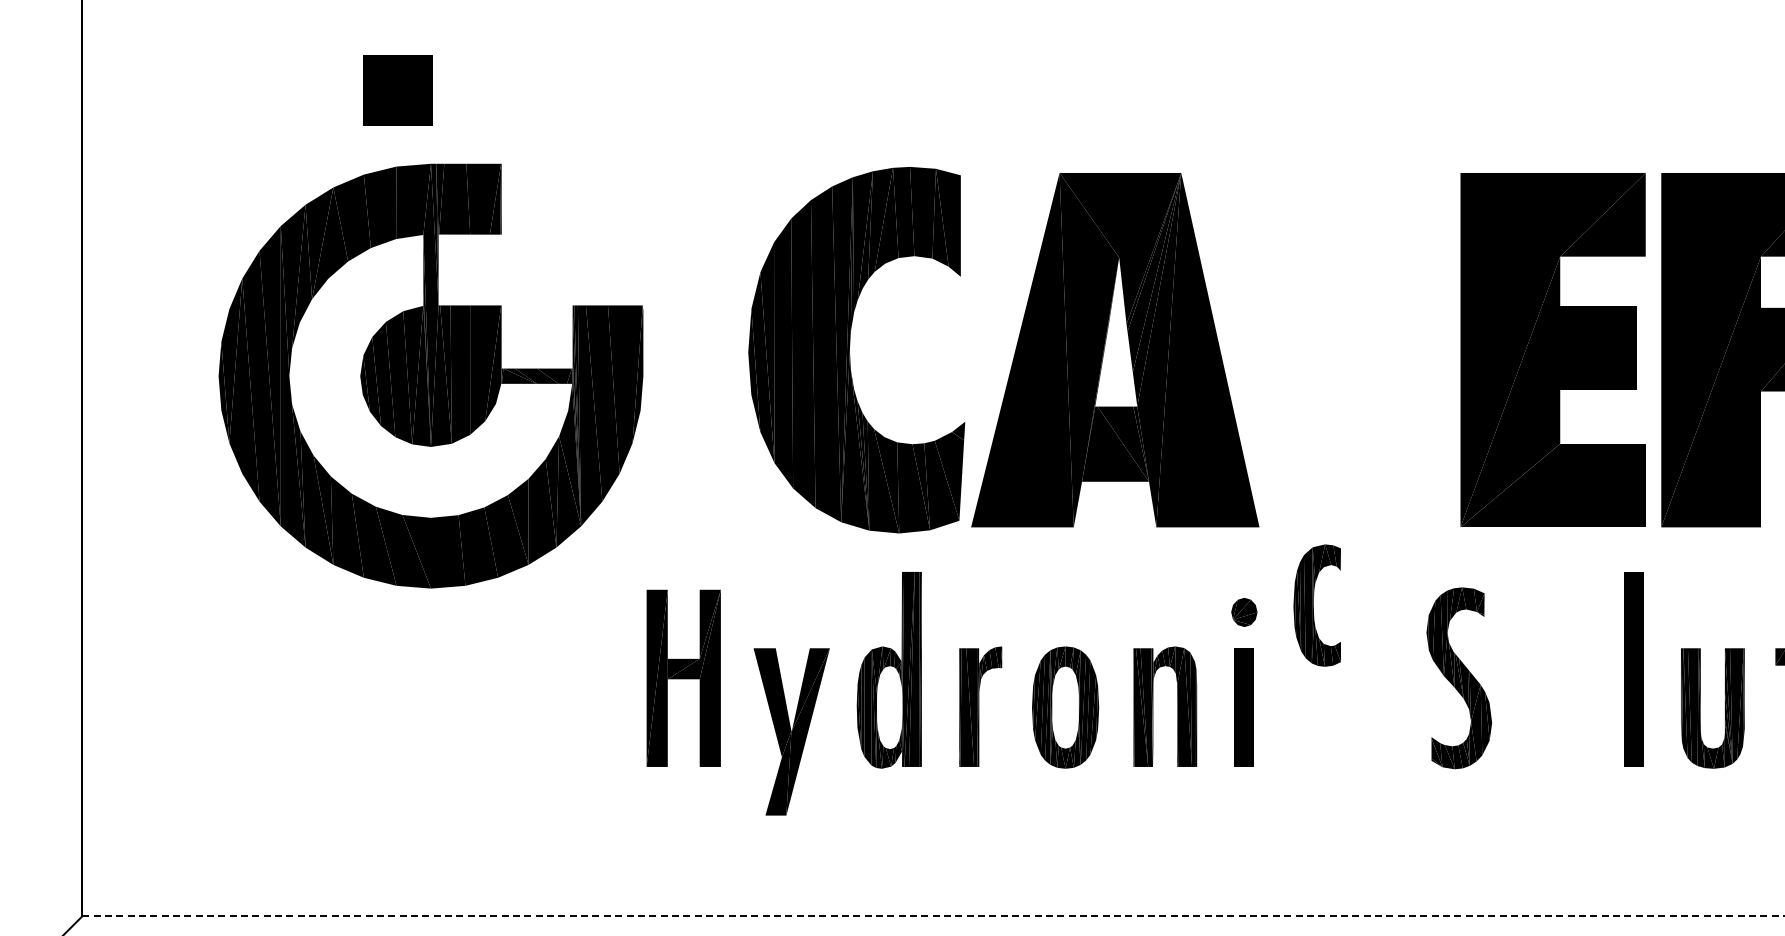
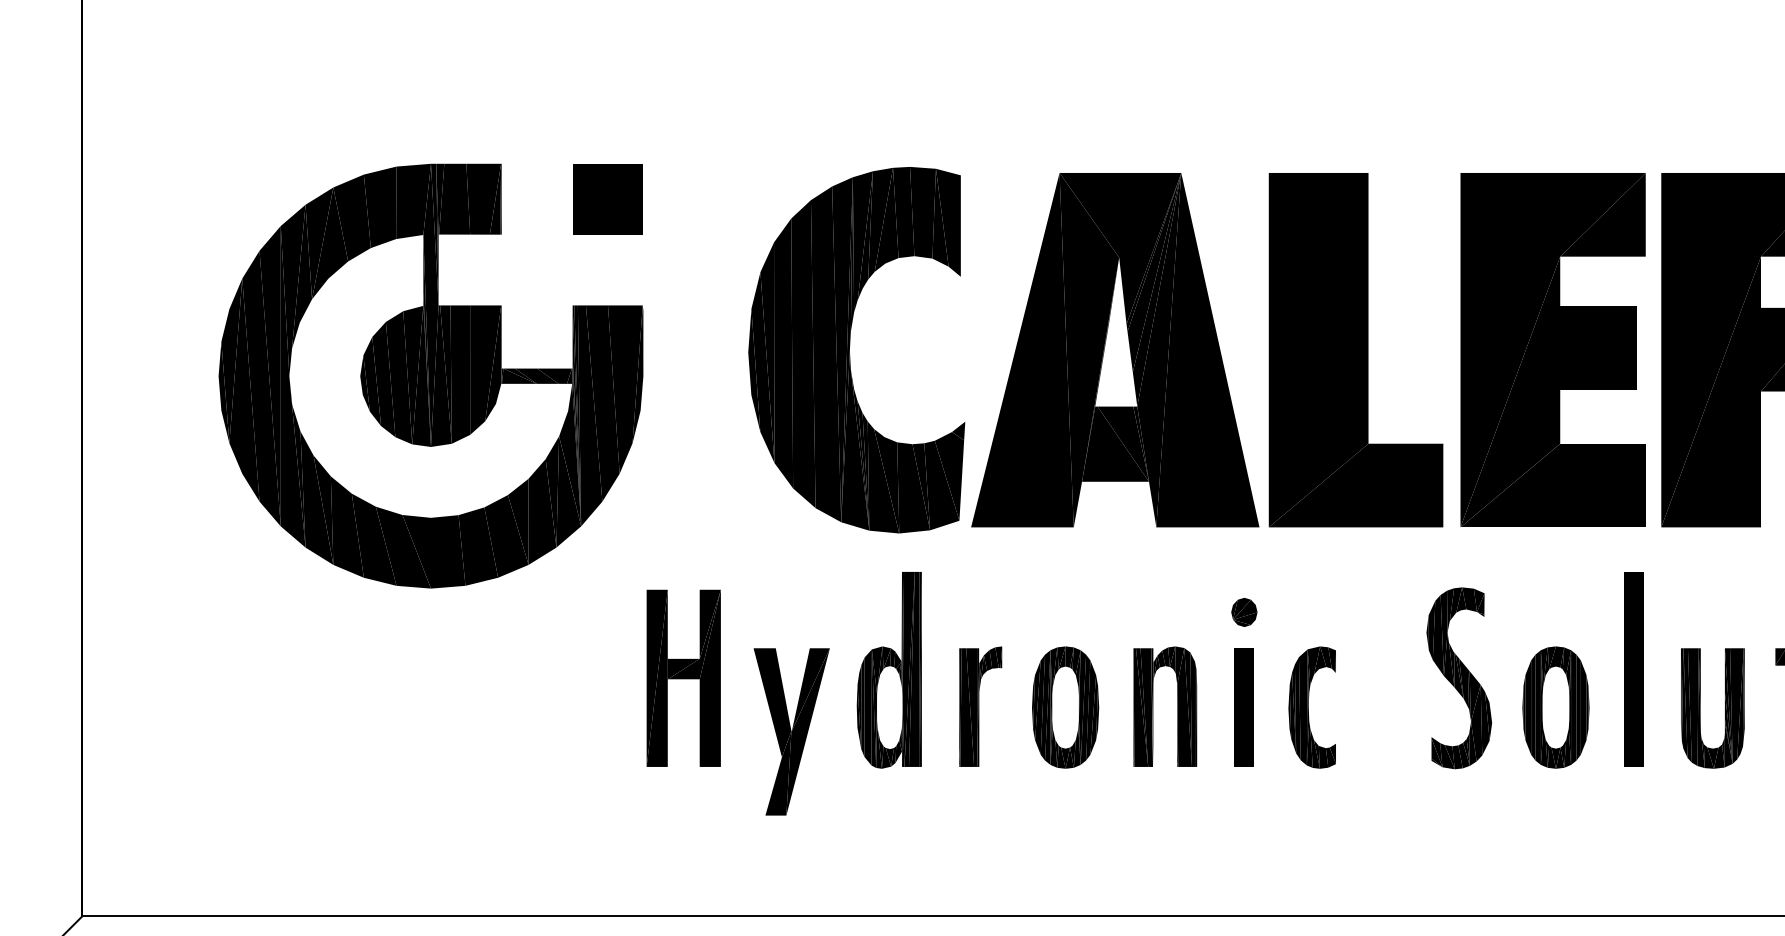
part position: (397, 90) -> (607, 199) (607, 199)
part: none -> present (1355, 350)
part position: (1316, 605) -> (1311, 707) (1311, 707)
part: none -> present (1555, 707)
line: dashed -> solid (933, 916)
